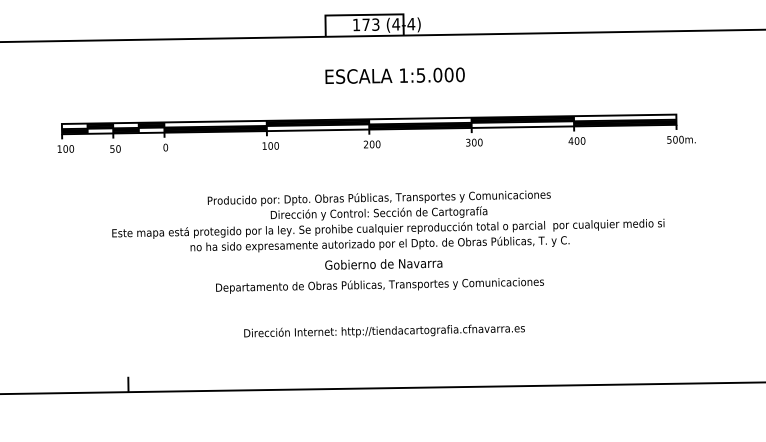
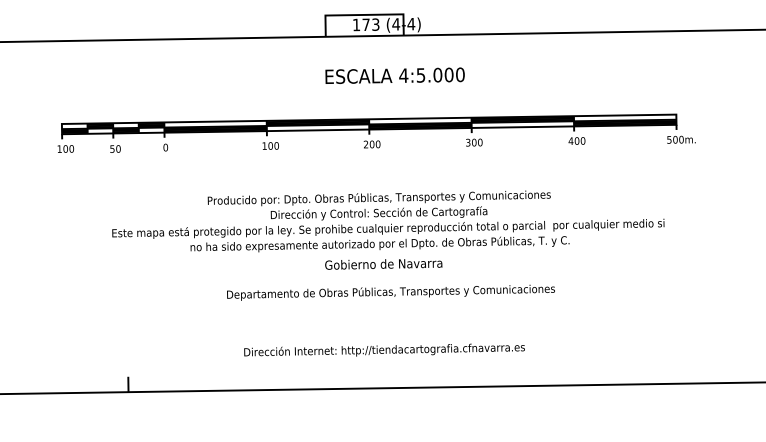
text: 1:5.000 -> 4:5.000 (403, 75)
text position: (379, 285) -> (390, 292) (390, 292)
text position: (384, 330) -> (384, 349) (384, 349)
